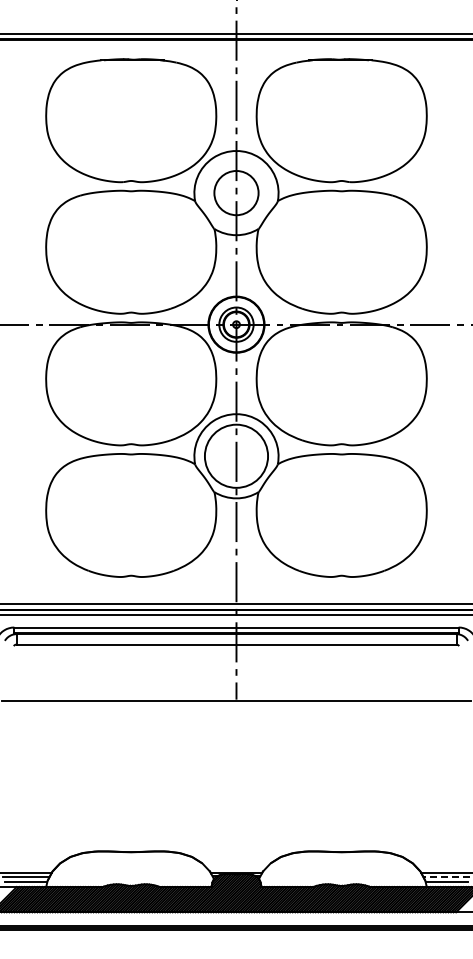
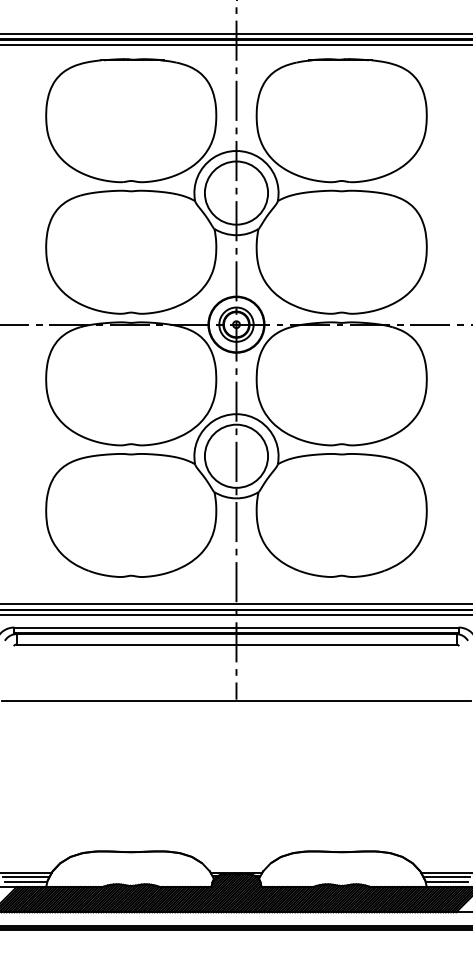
line: none -> present (235, 45)
circle diameter: 44 px -> 63 px (236, 192)
line: dashed -> solid (446, 877)
